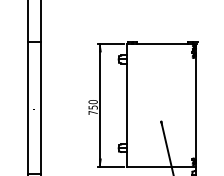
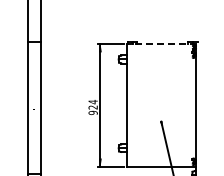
line: solid -> dashed (161, 43)
text: 750 -> 924 (92, 107)
